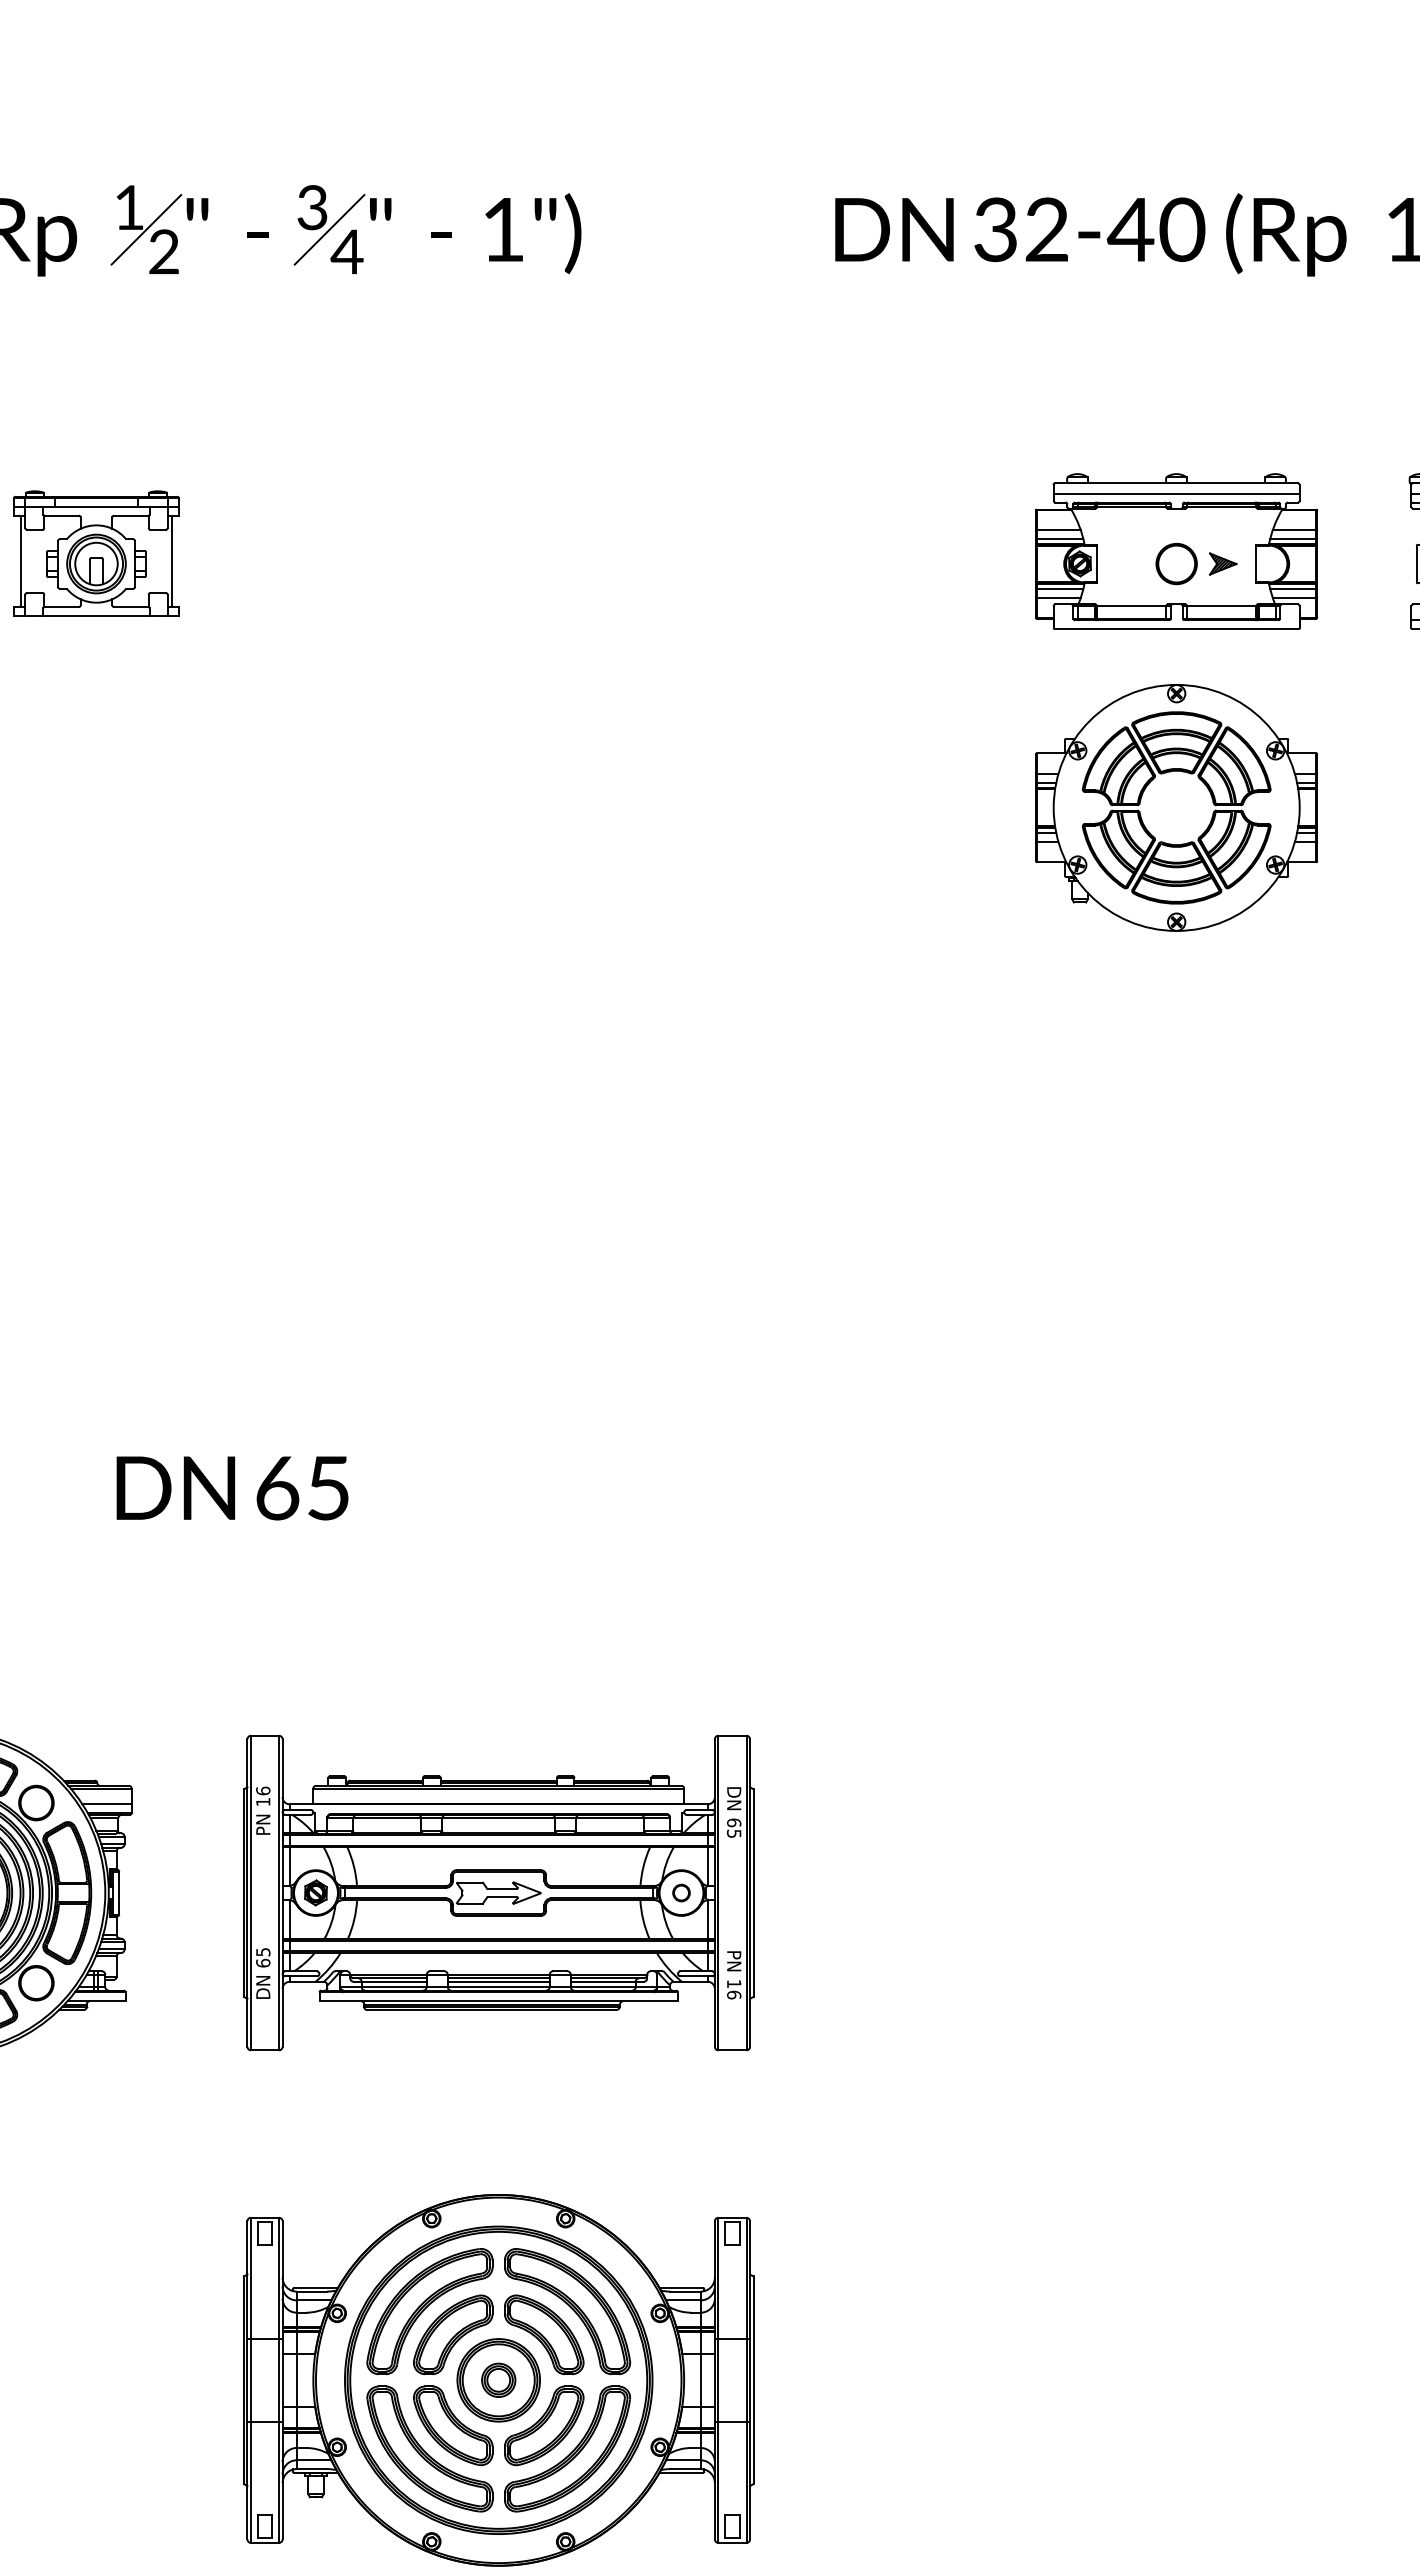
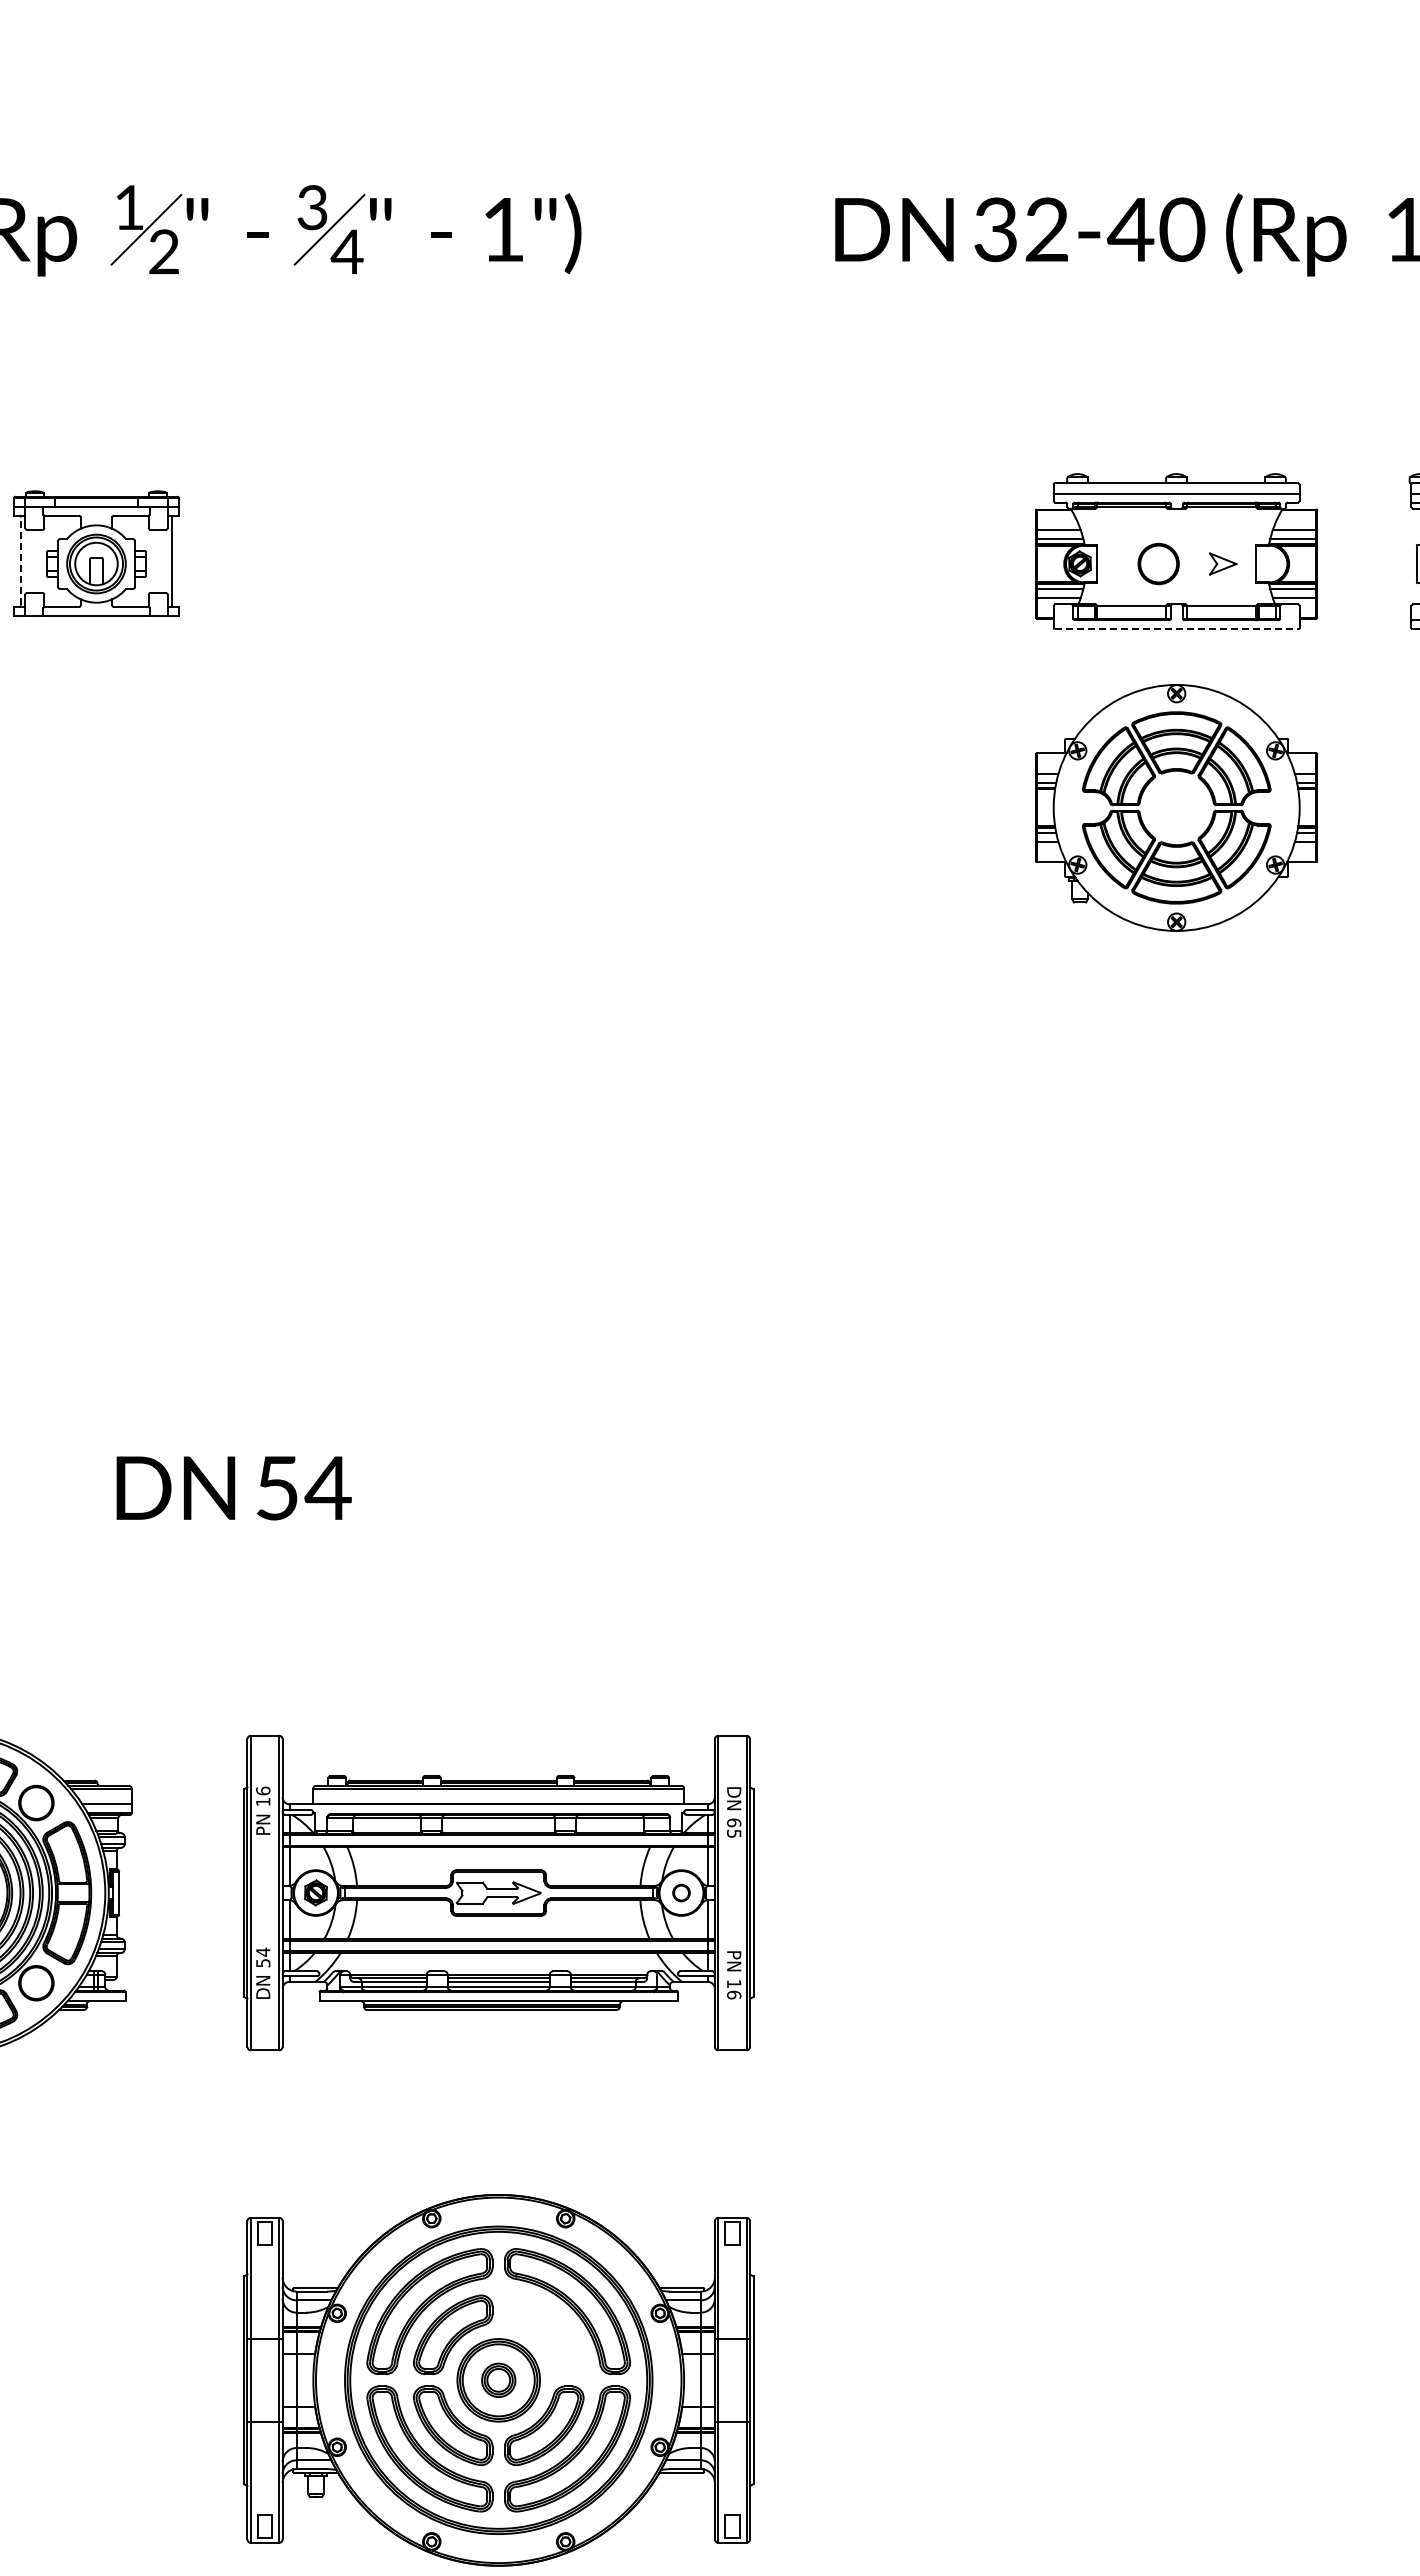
line: solid -> dashed (20, 561)
hatch: present -> none (1222, 563)
part position: (1176, 564) -> (1158, 564) (1158, 564)
line: solid -> dashed (1177, 629)
text: 65 -> 54 (303, 1488)
text: 65 -> 54 (263, 1957)
part: present -> none (544, 2334)
